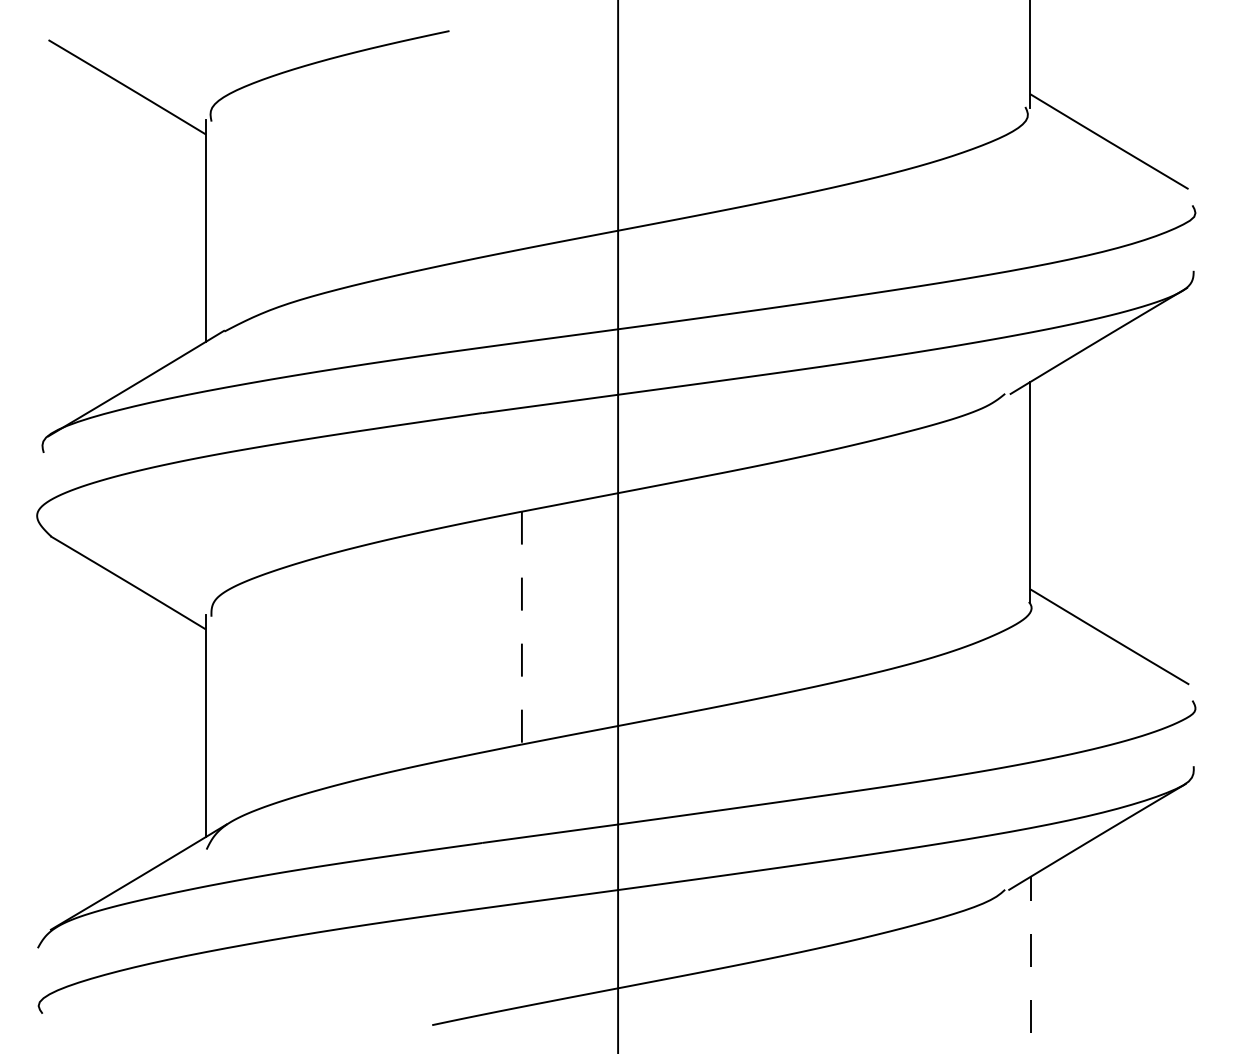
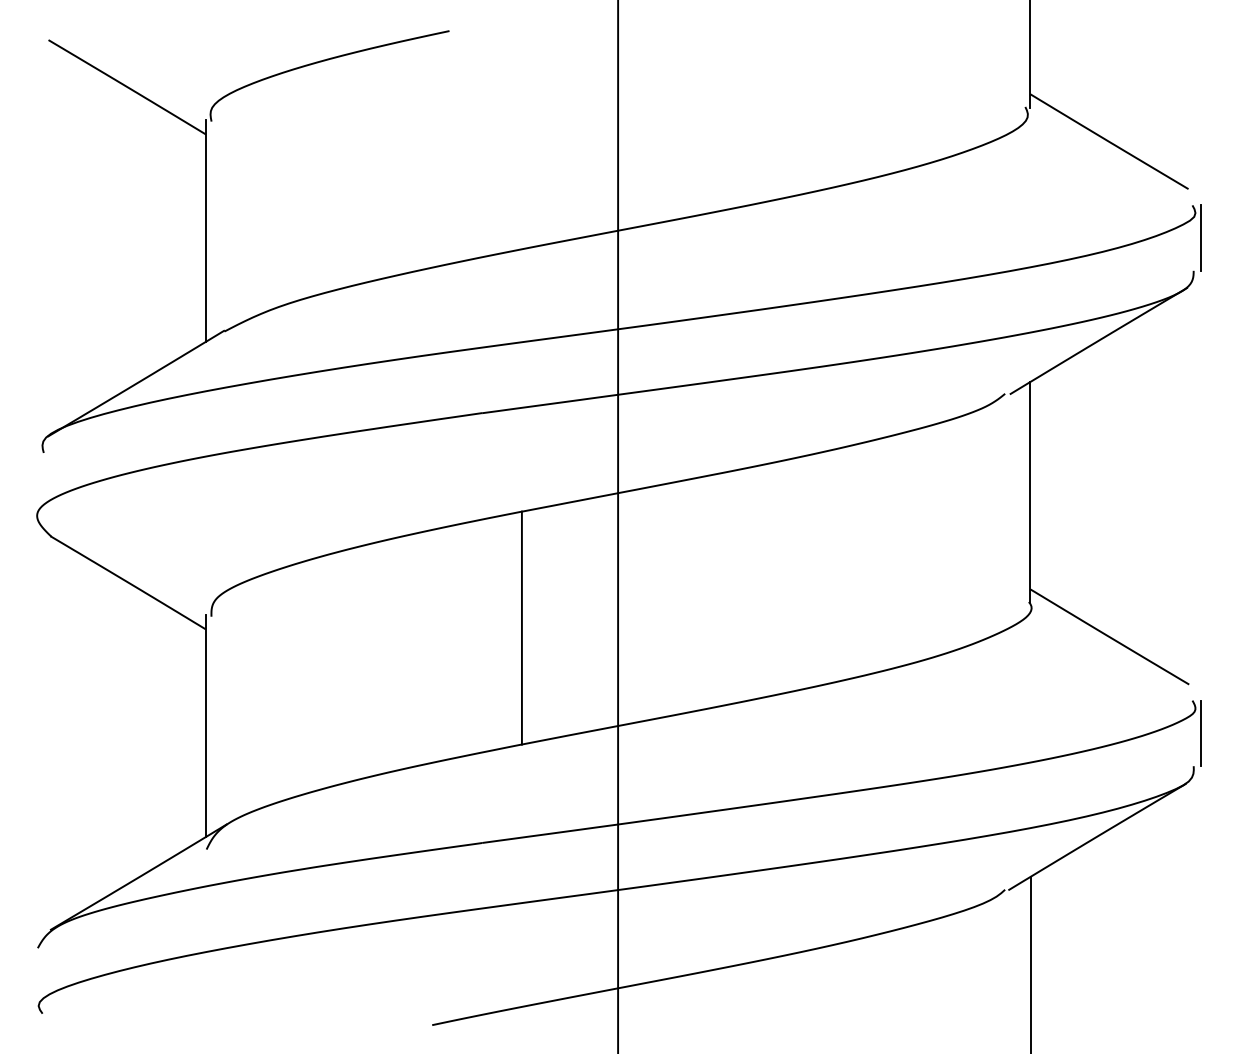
line: none -> present (1200, 237)
line: dashed -> solid (521, 628)
line: none -> present (1200, 733)
line: dashed -> solid (1030, 964)
